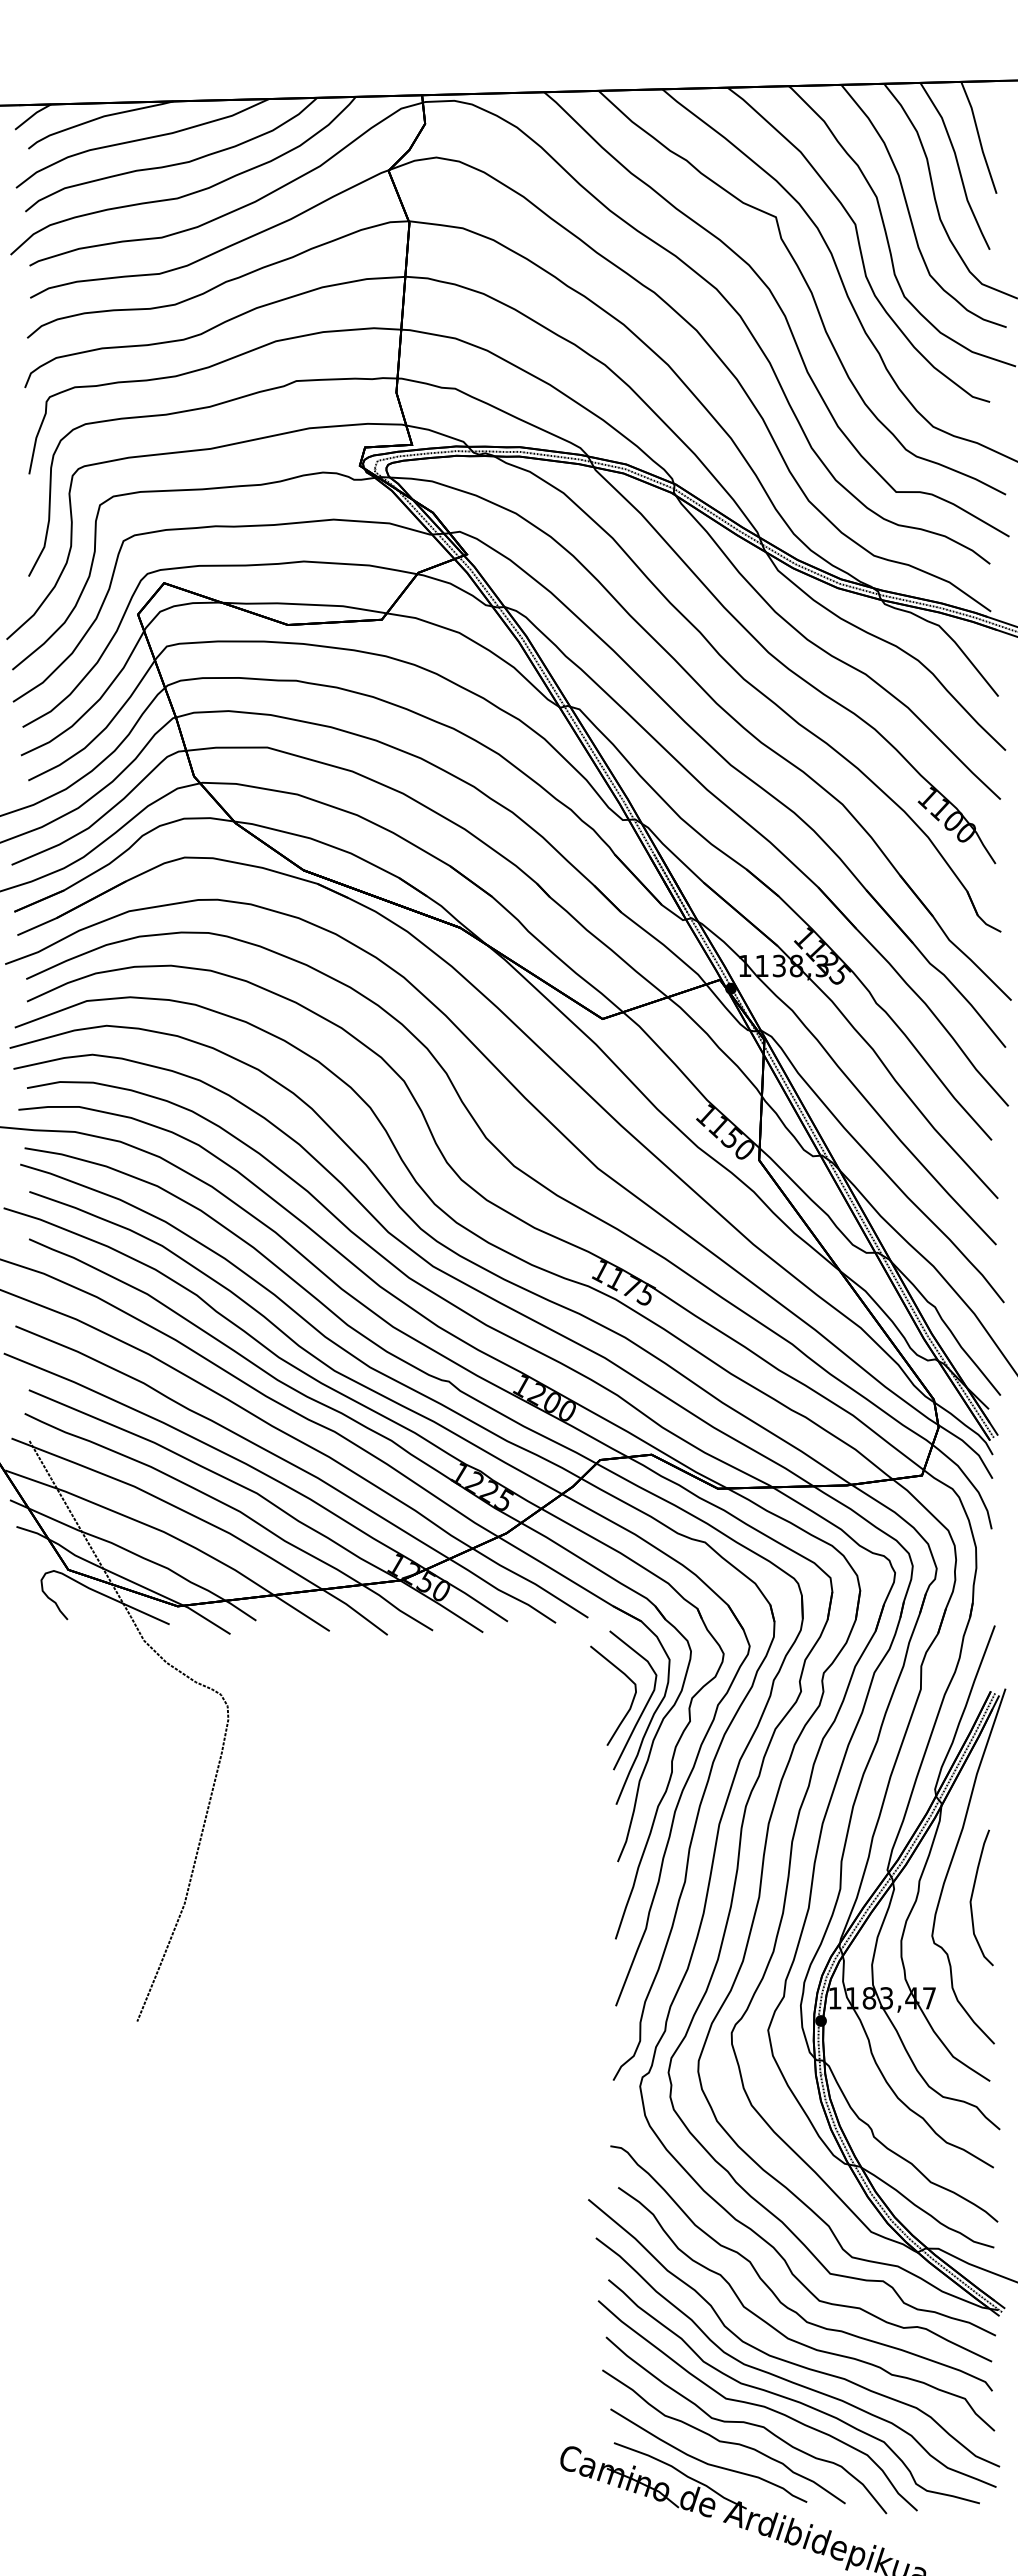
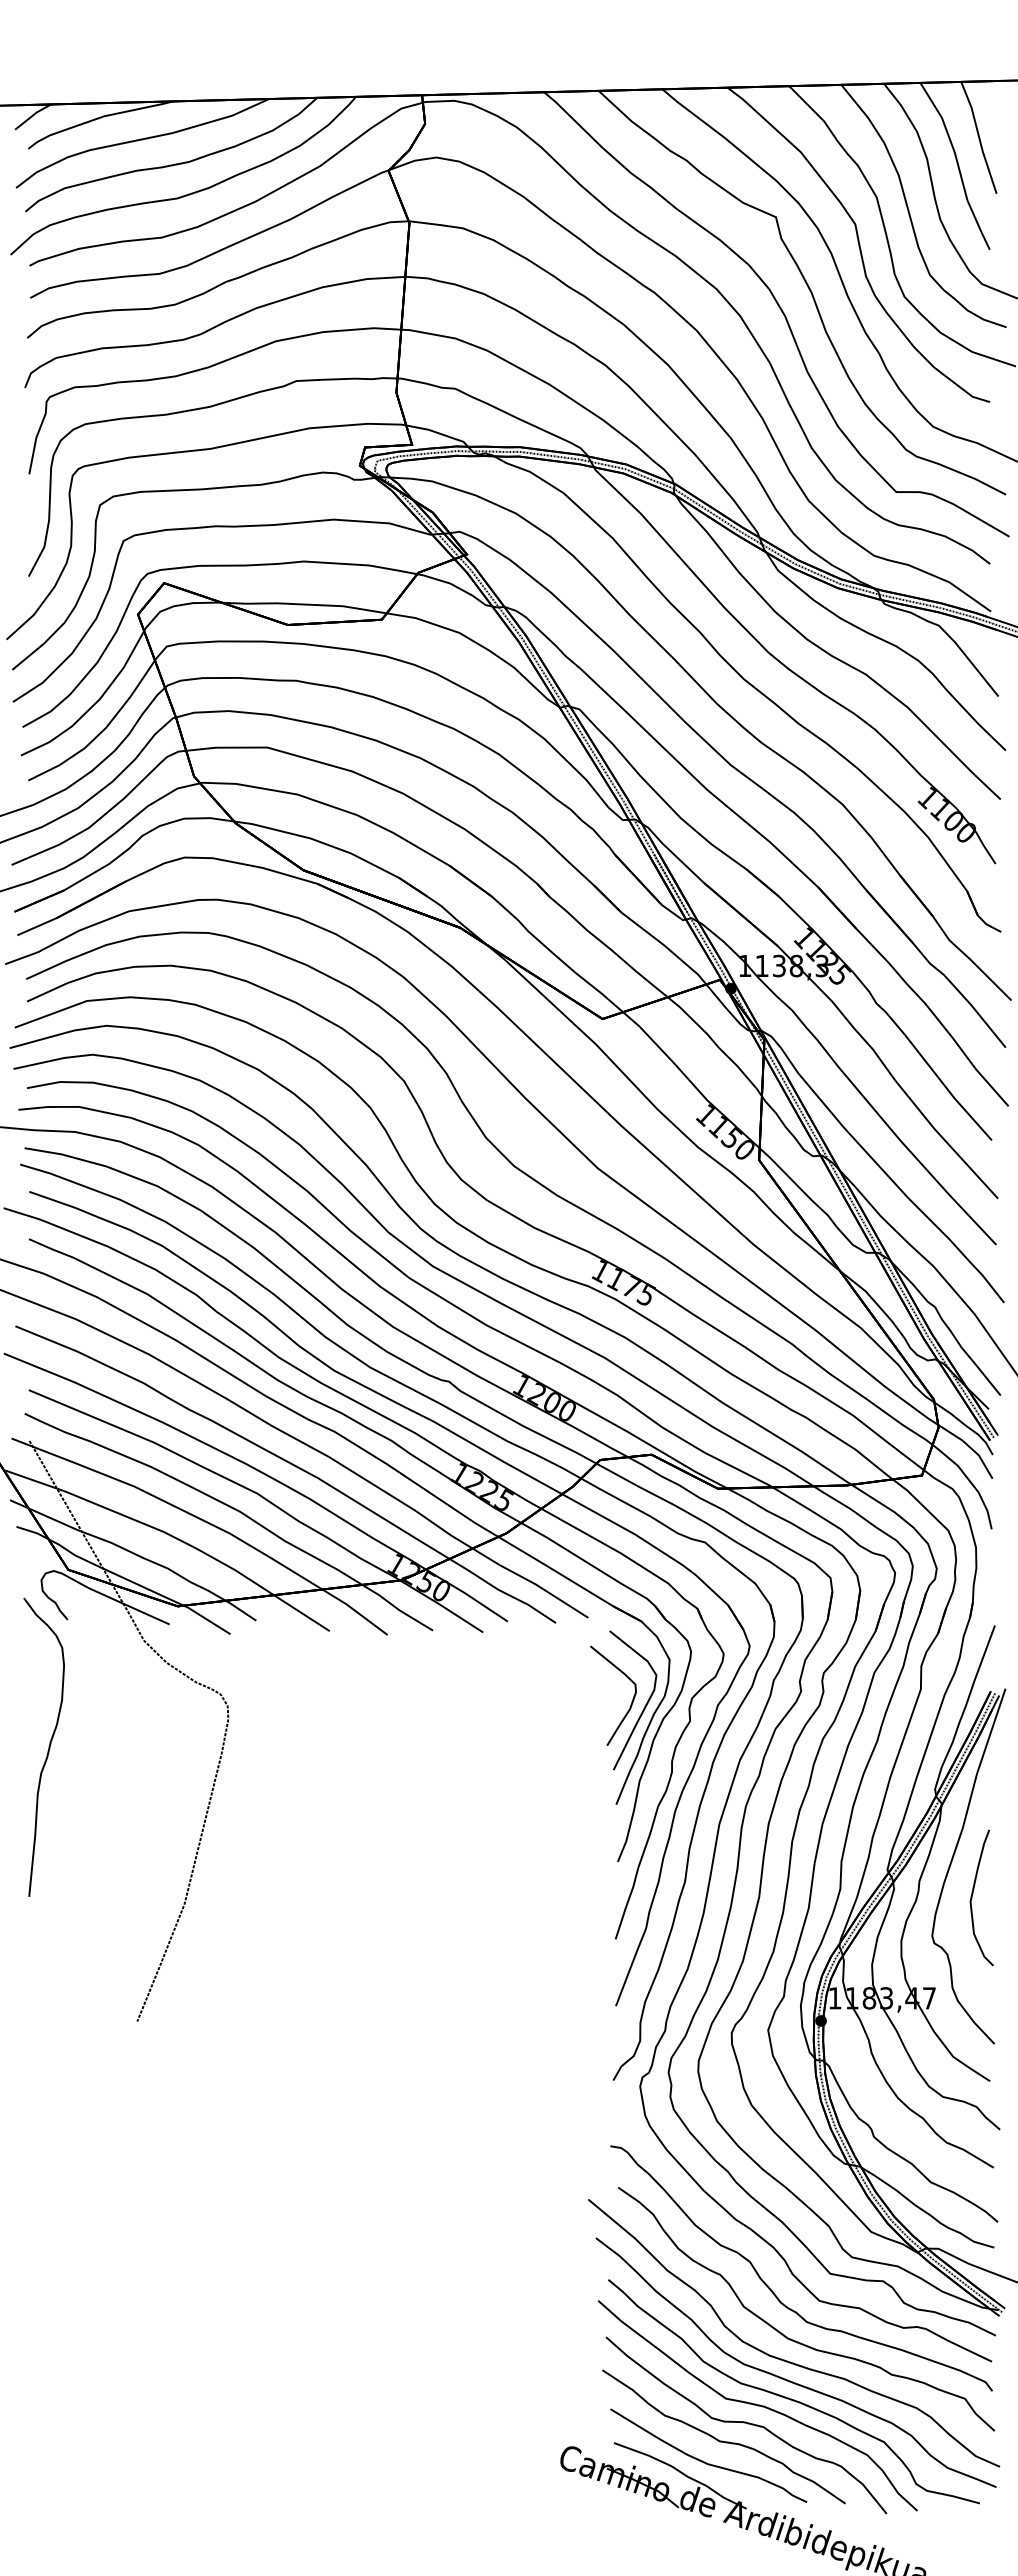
curve: none -> present (48, 1746)
